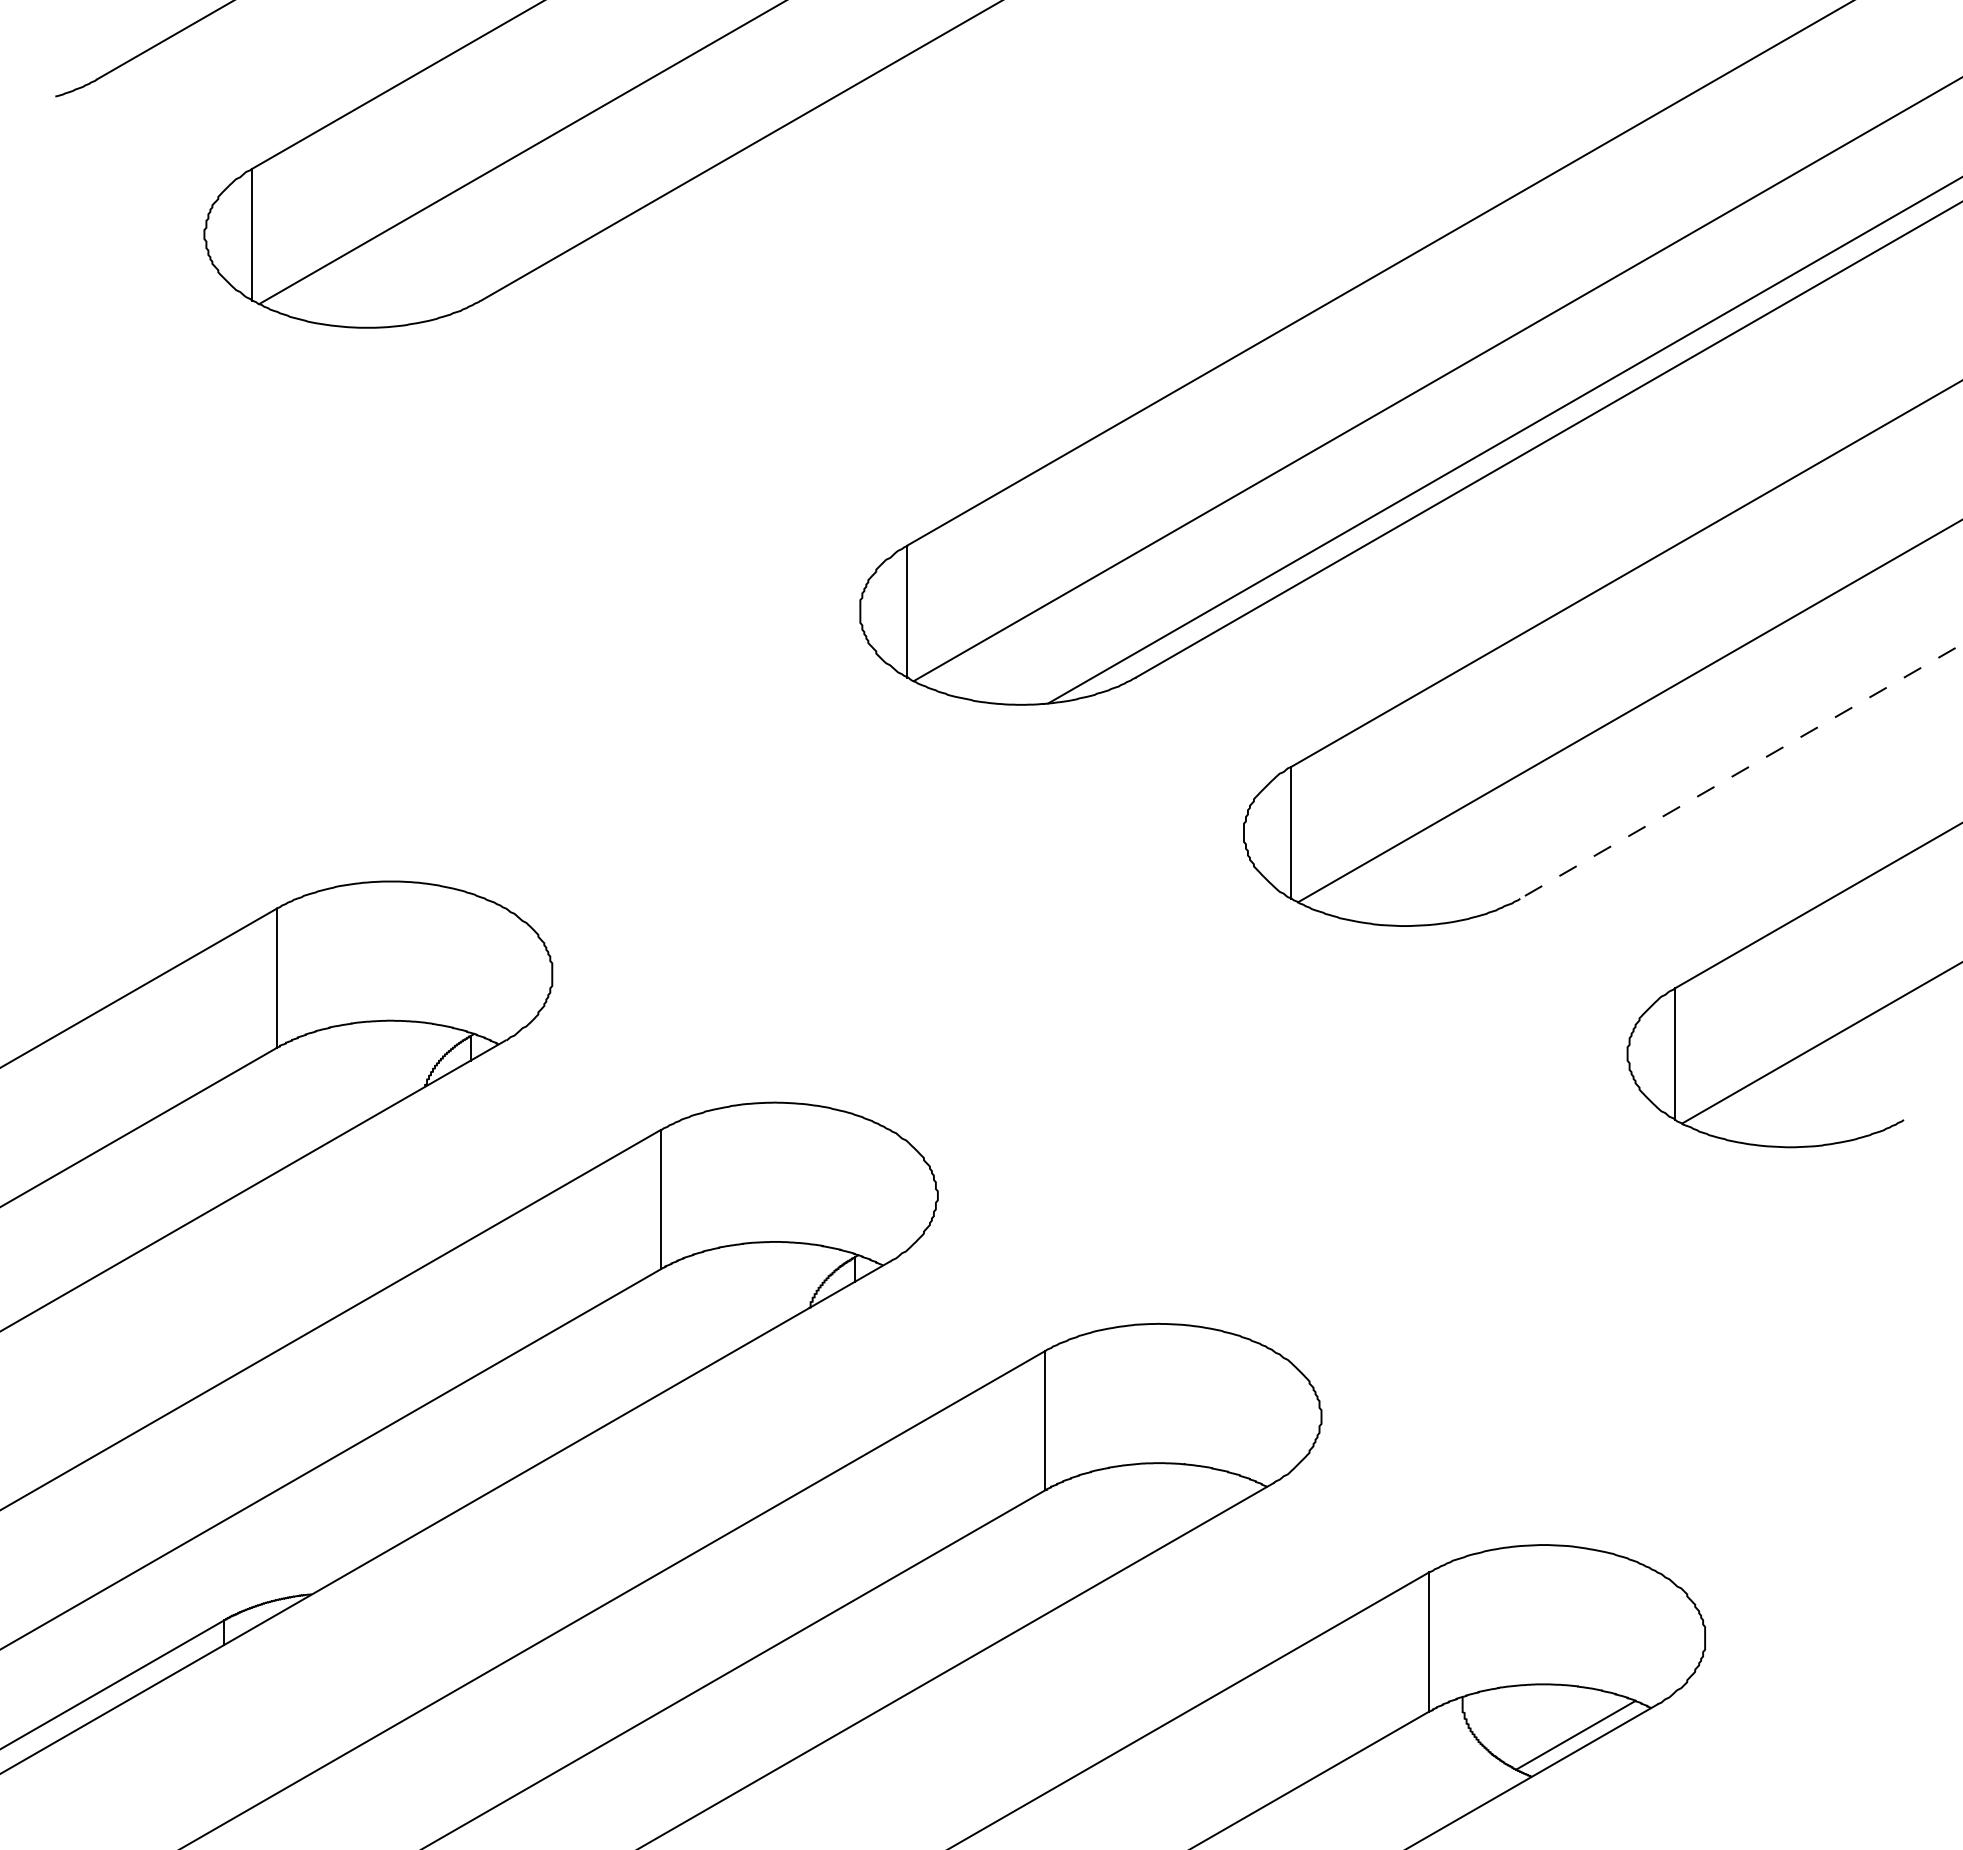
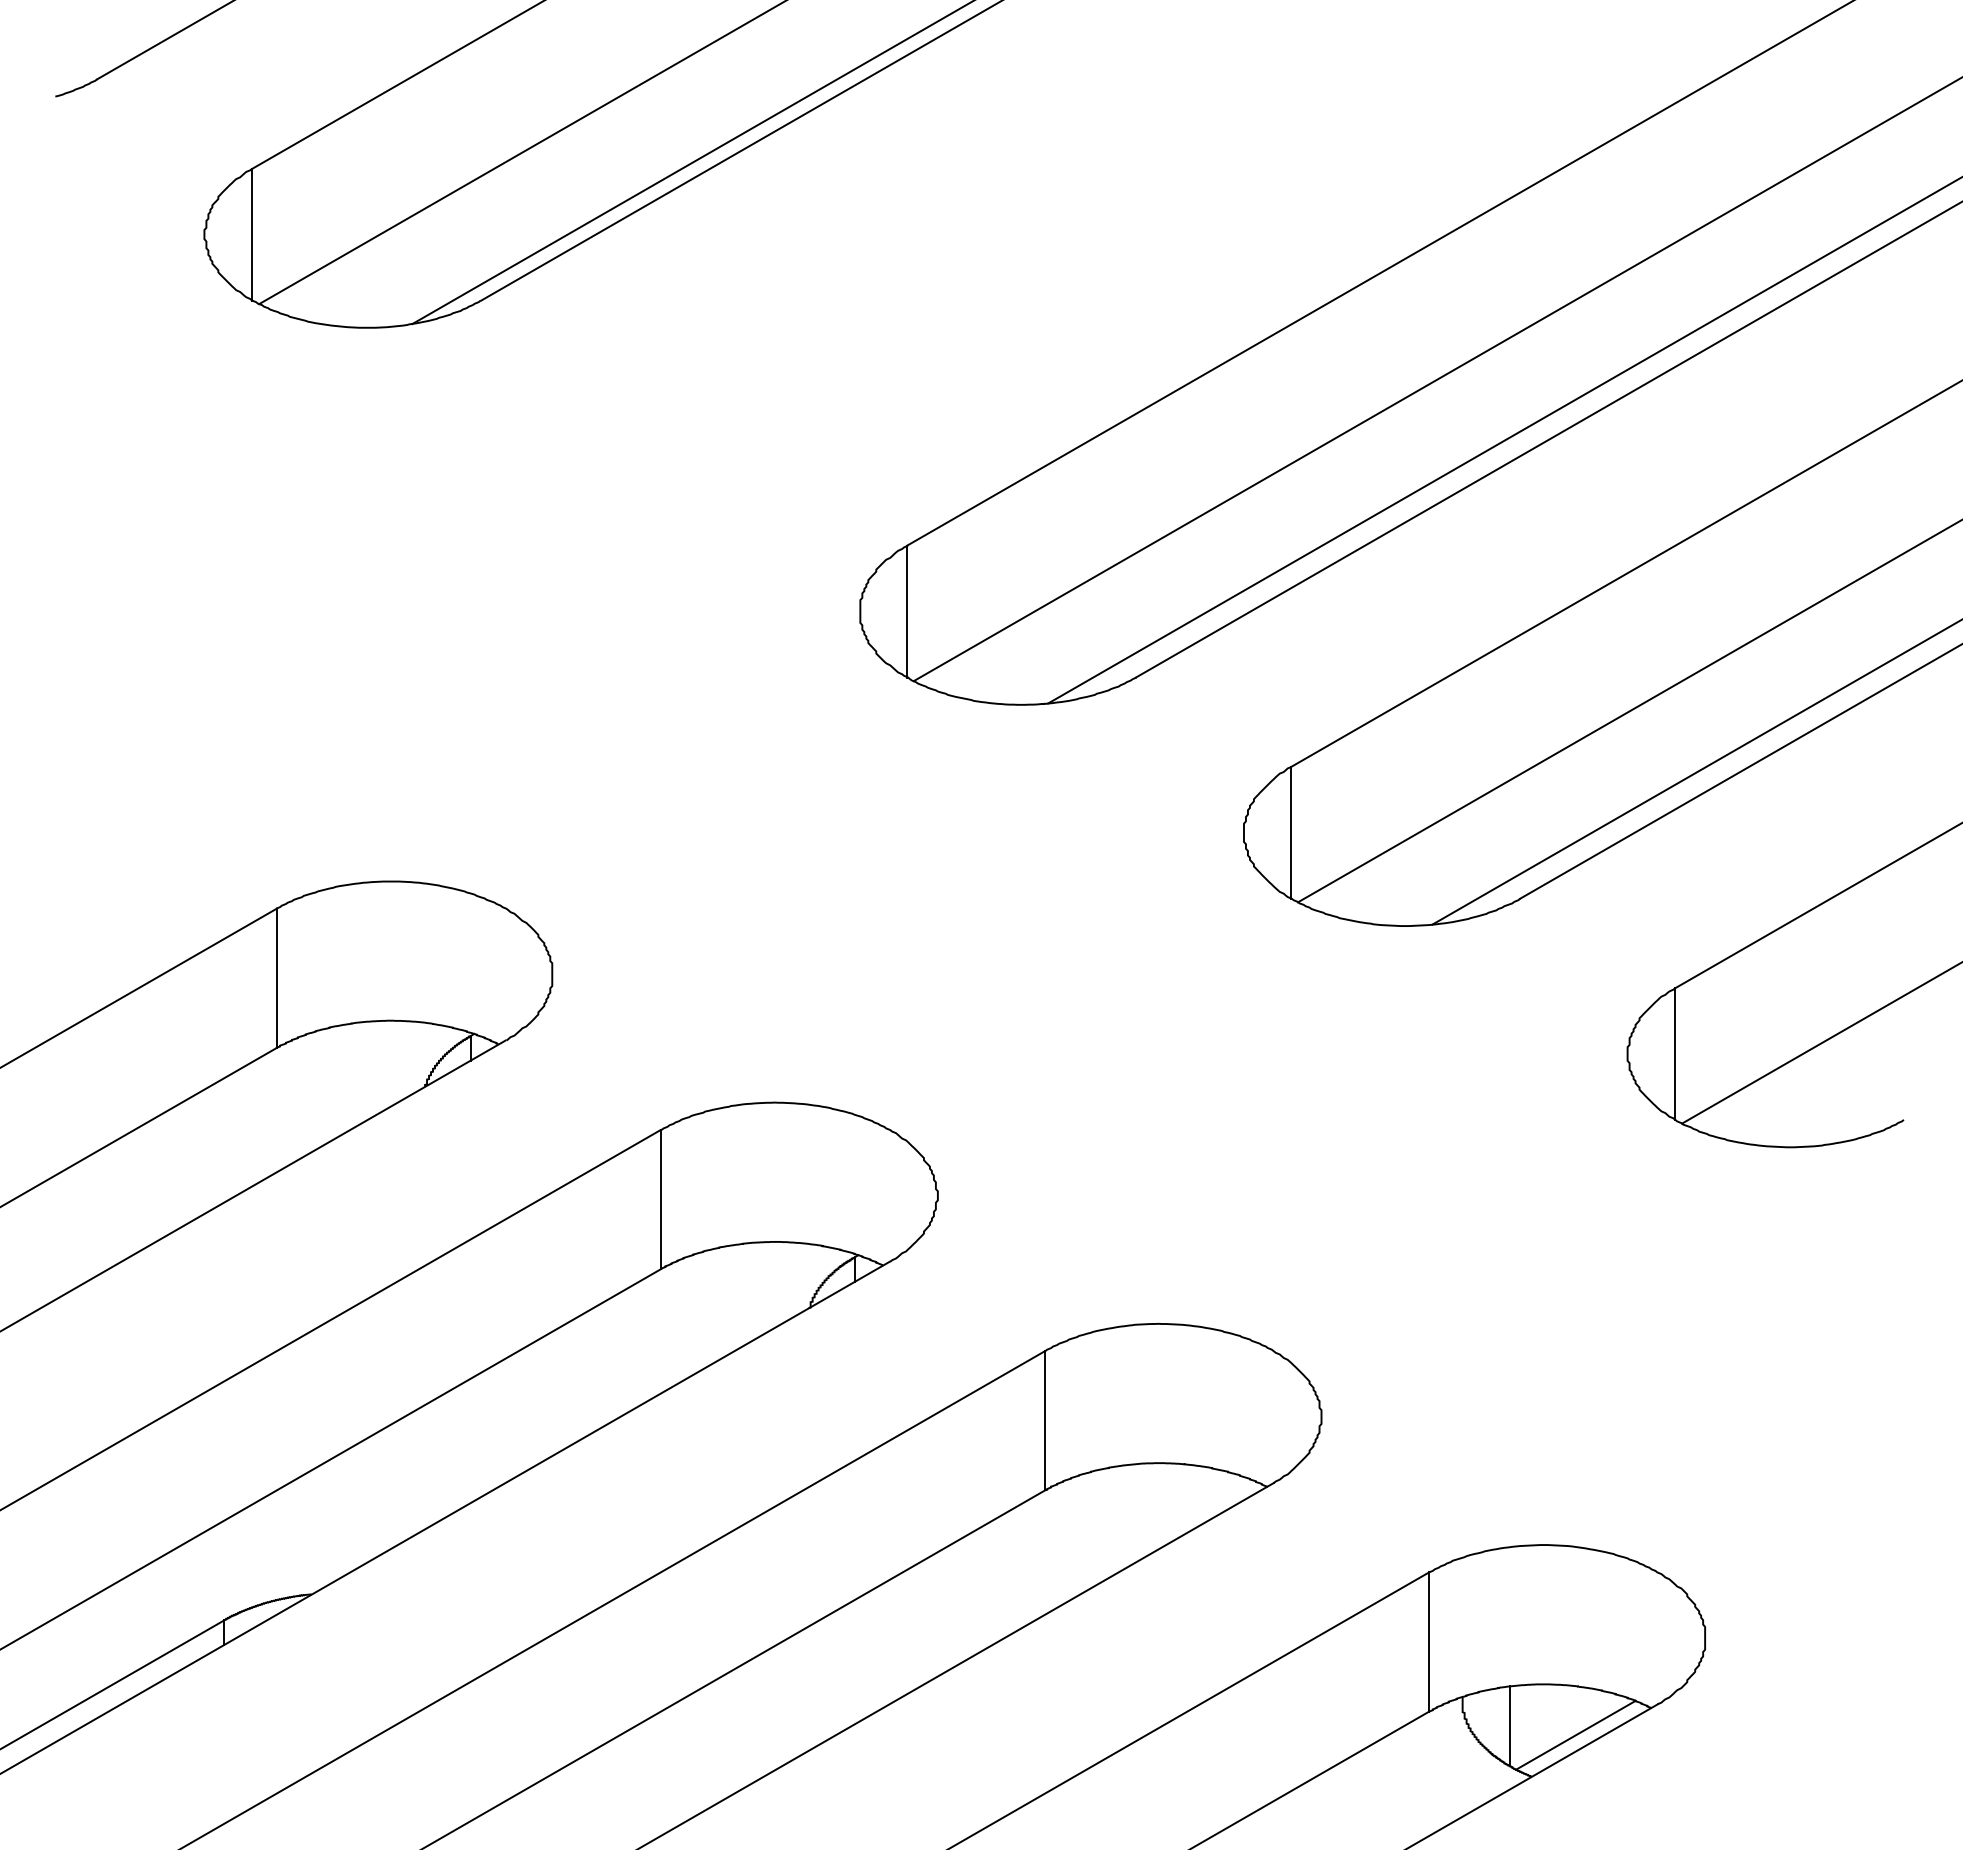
line: none -> present (691, 163)
line: dashed -> solid (1741, 771)
line: none -> present (1695, 772)
line: none -> present (1509, 1726)
